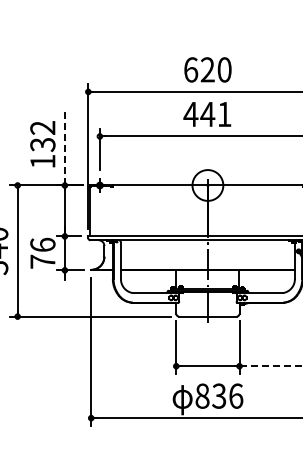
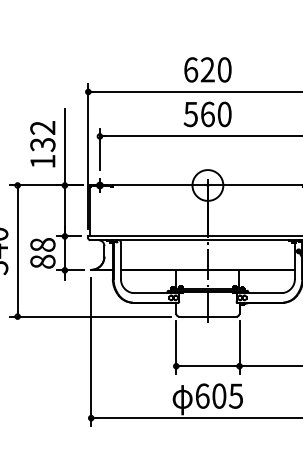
text: 441 -> 560 (207, 114)
line: dashed -> solid (64, 146)
text: 76 -> 88 (42, 252)
line: dashed -> solid (271, 366)
text: 836 -> 605 (219, 395)
